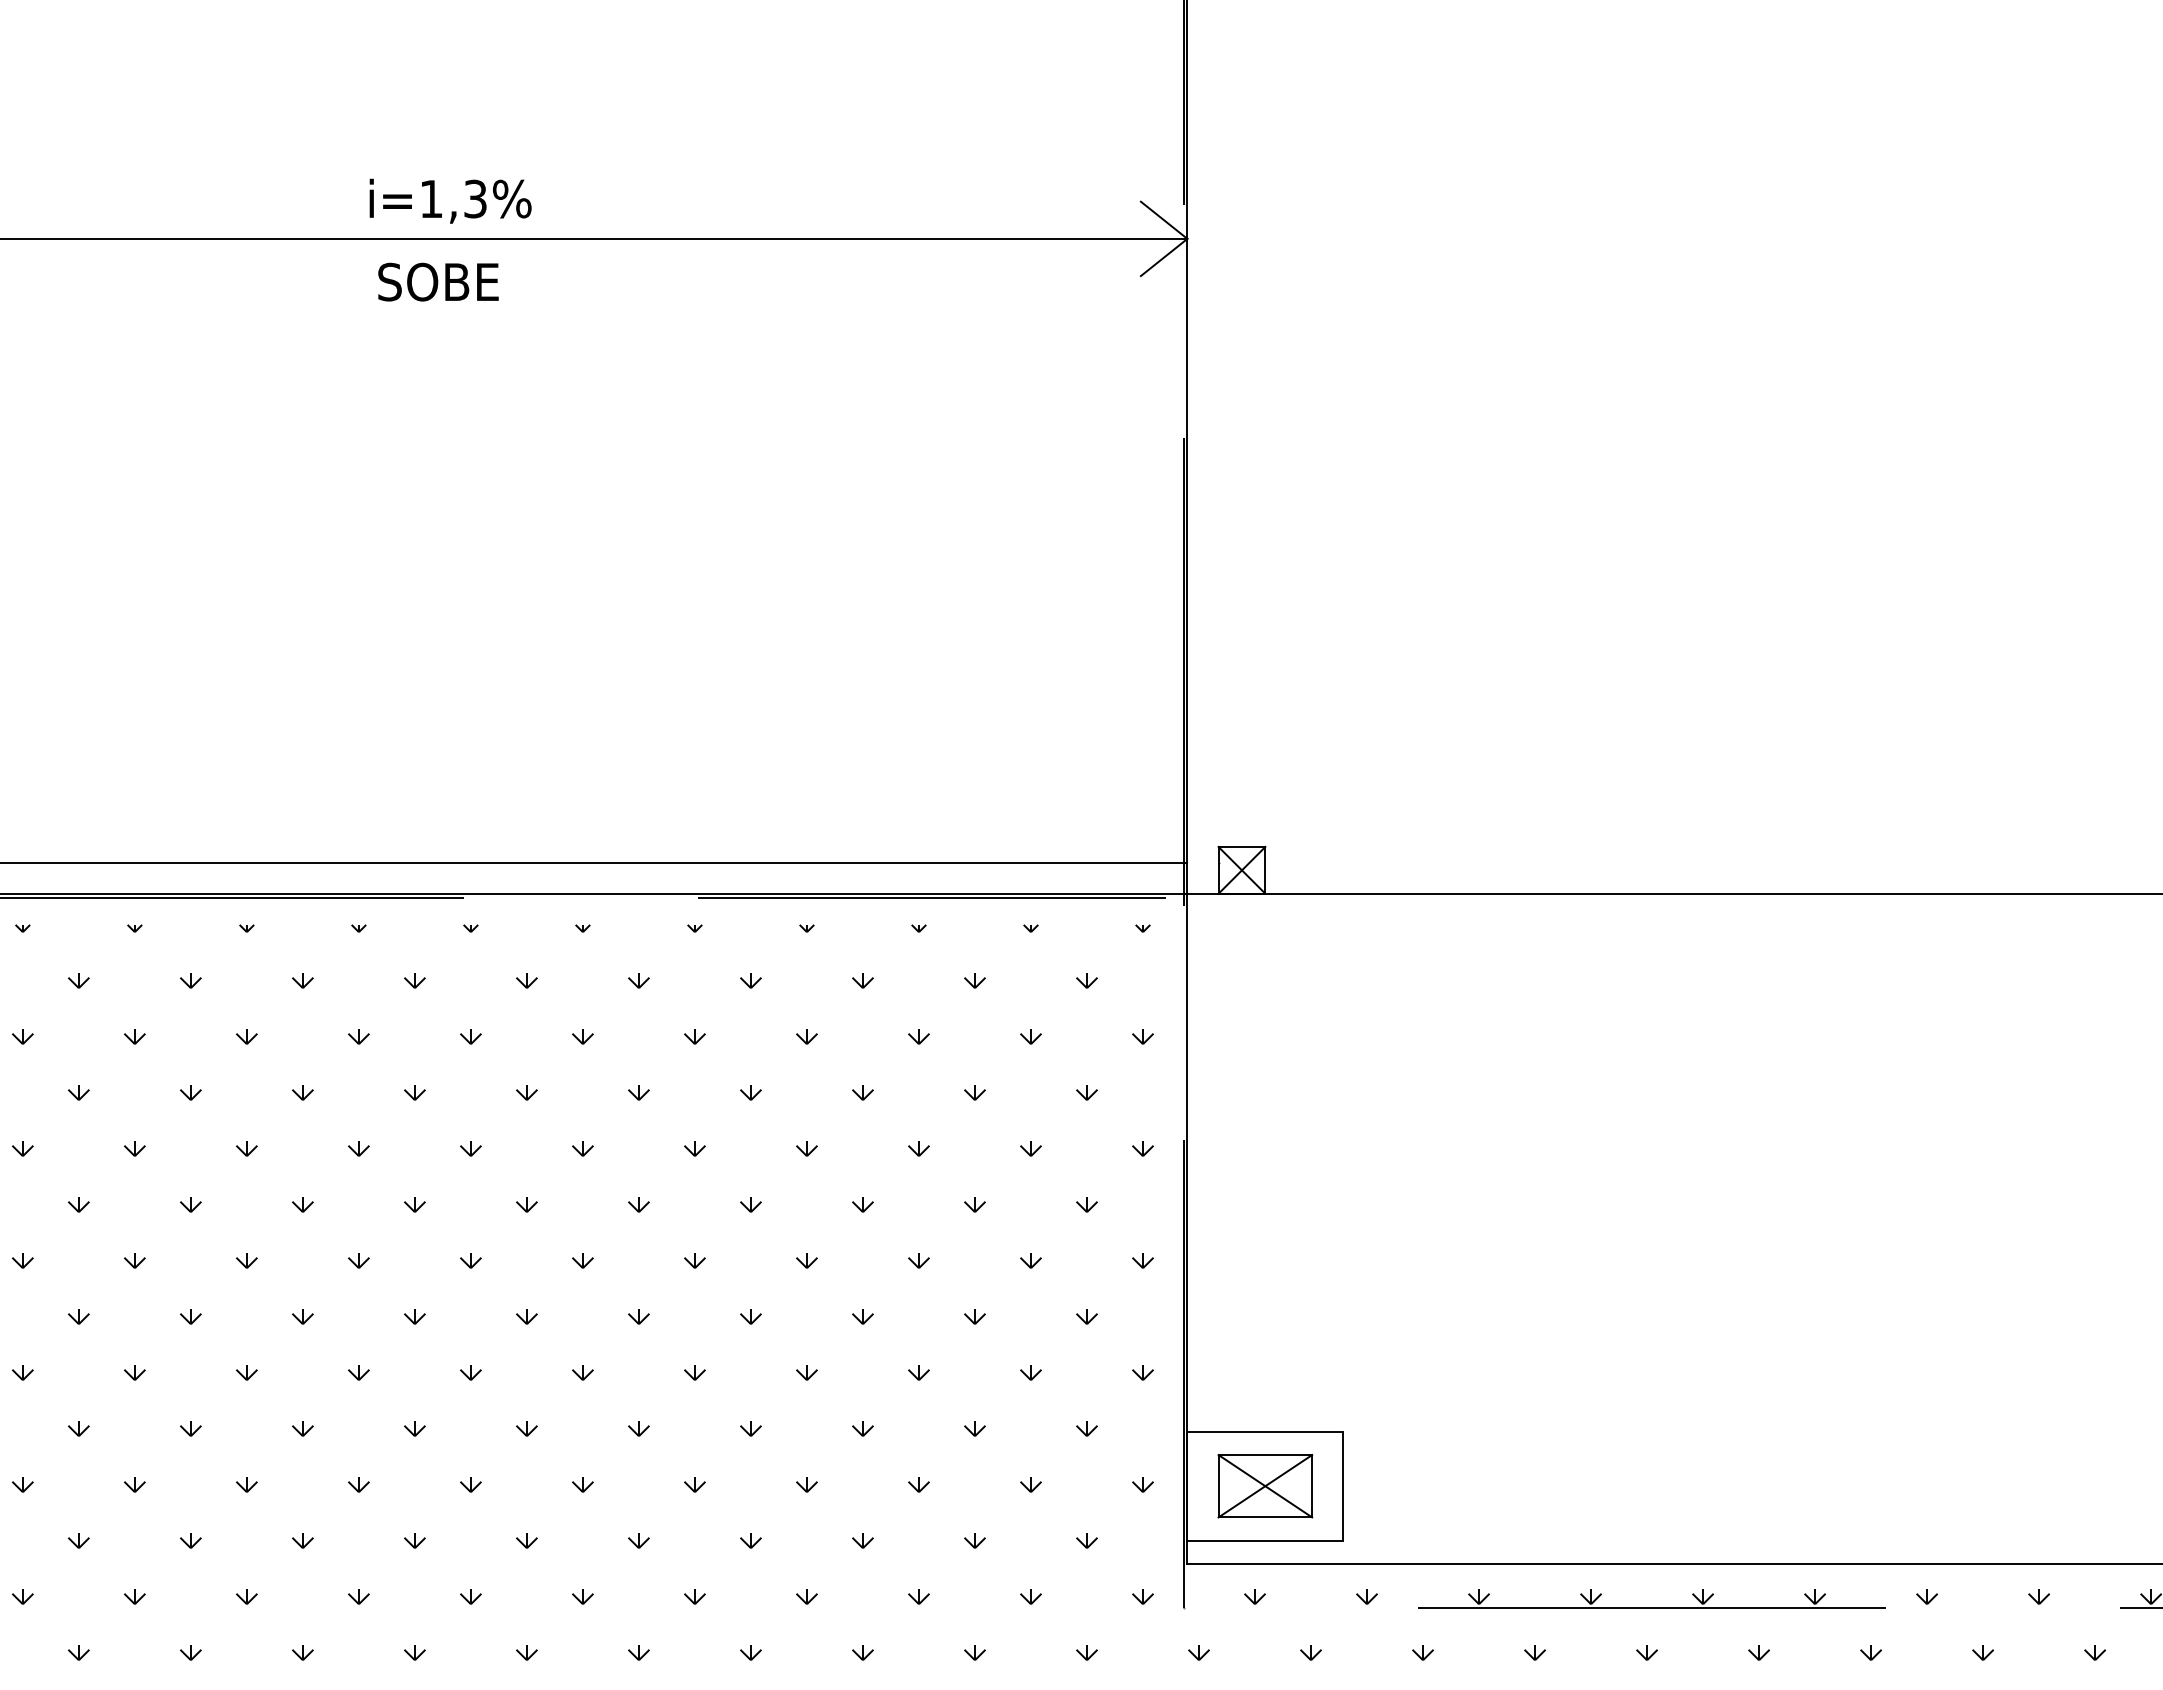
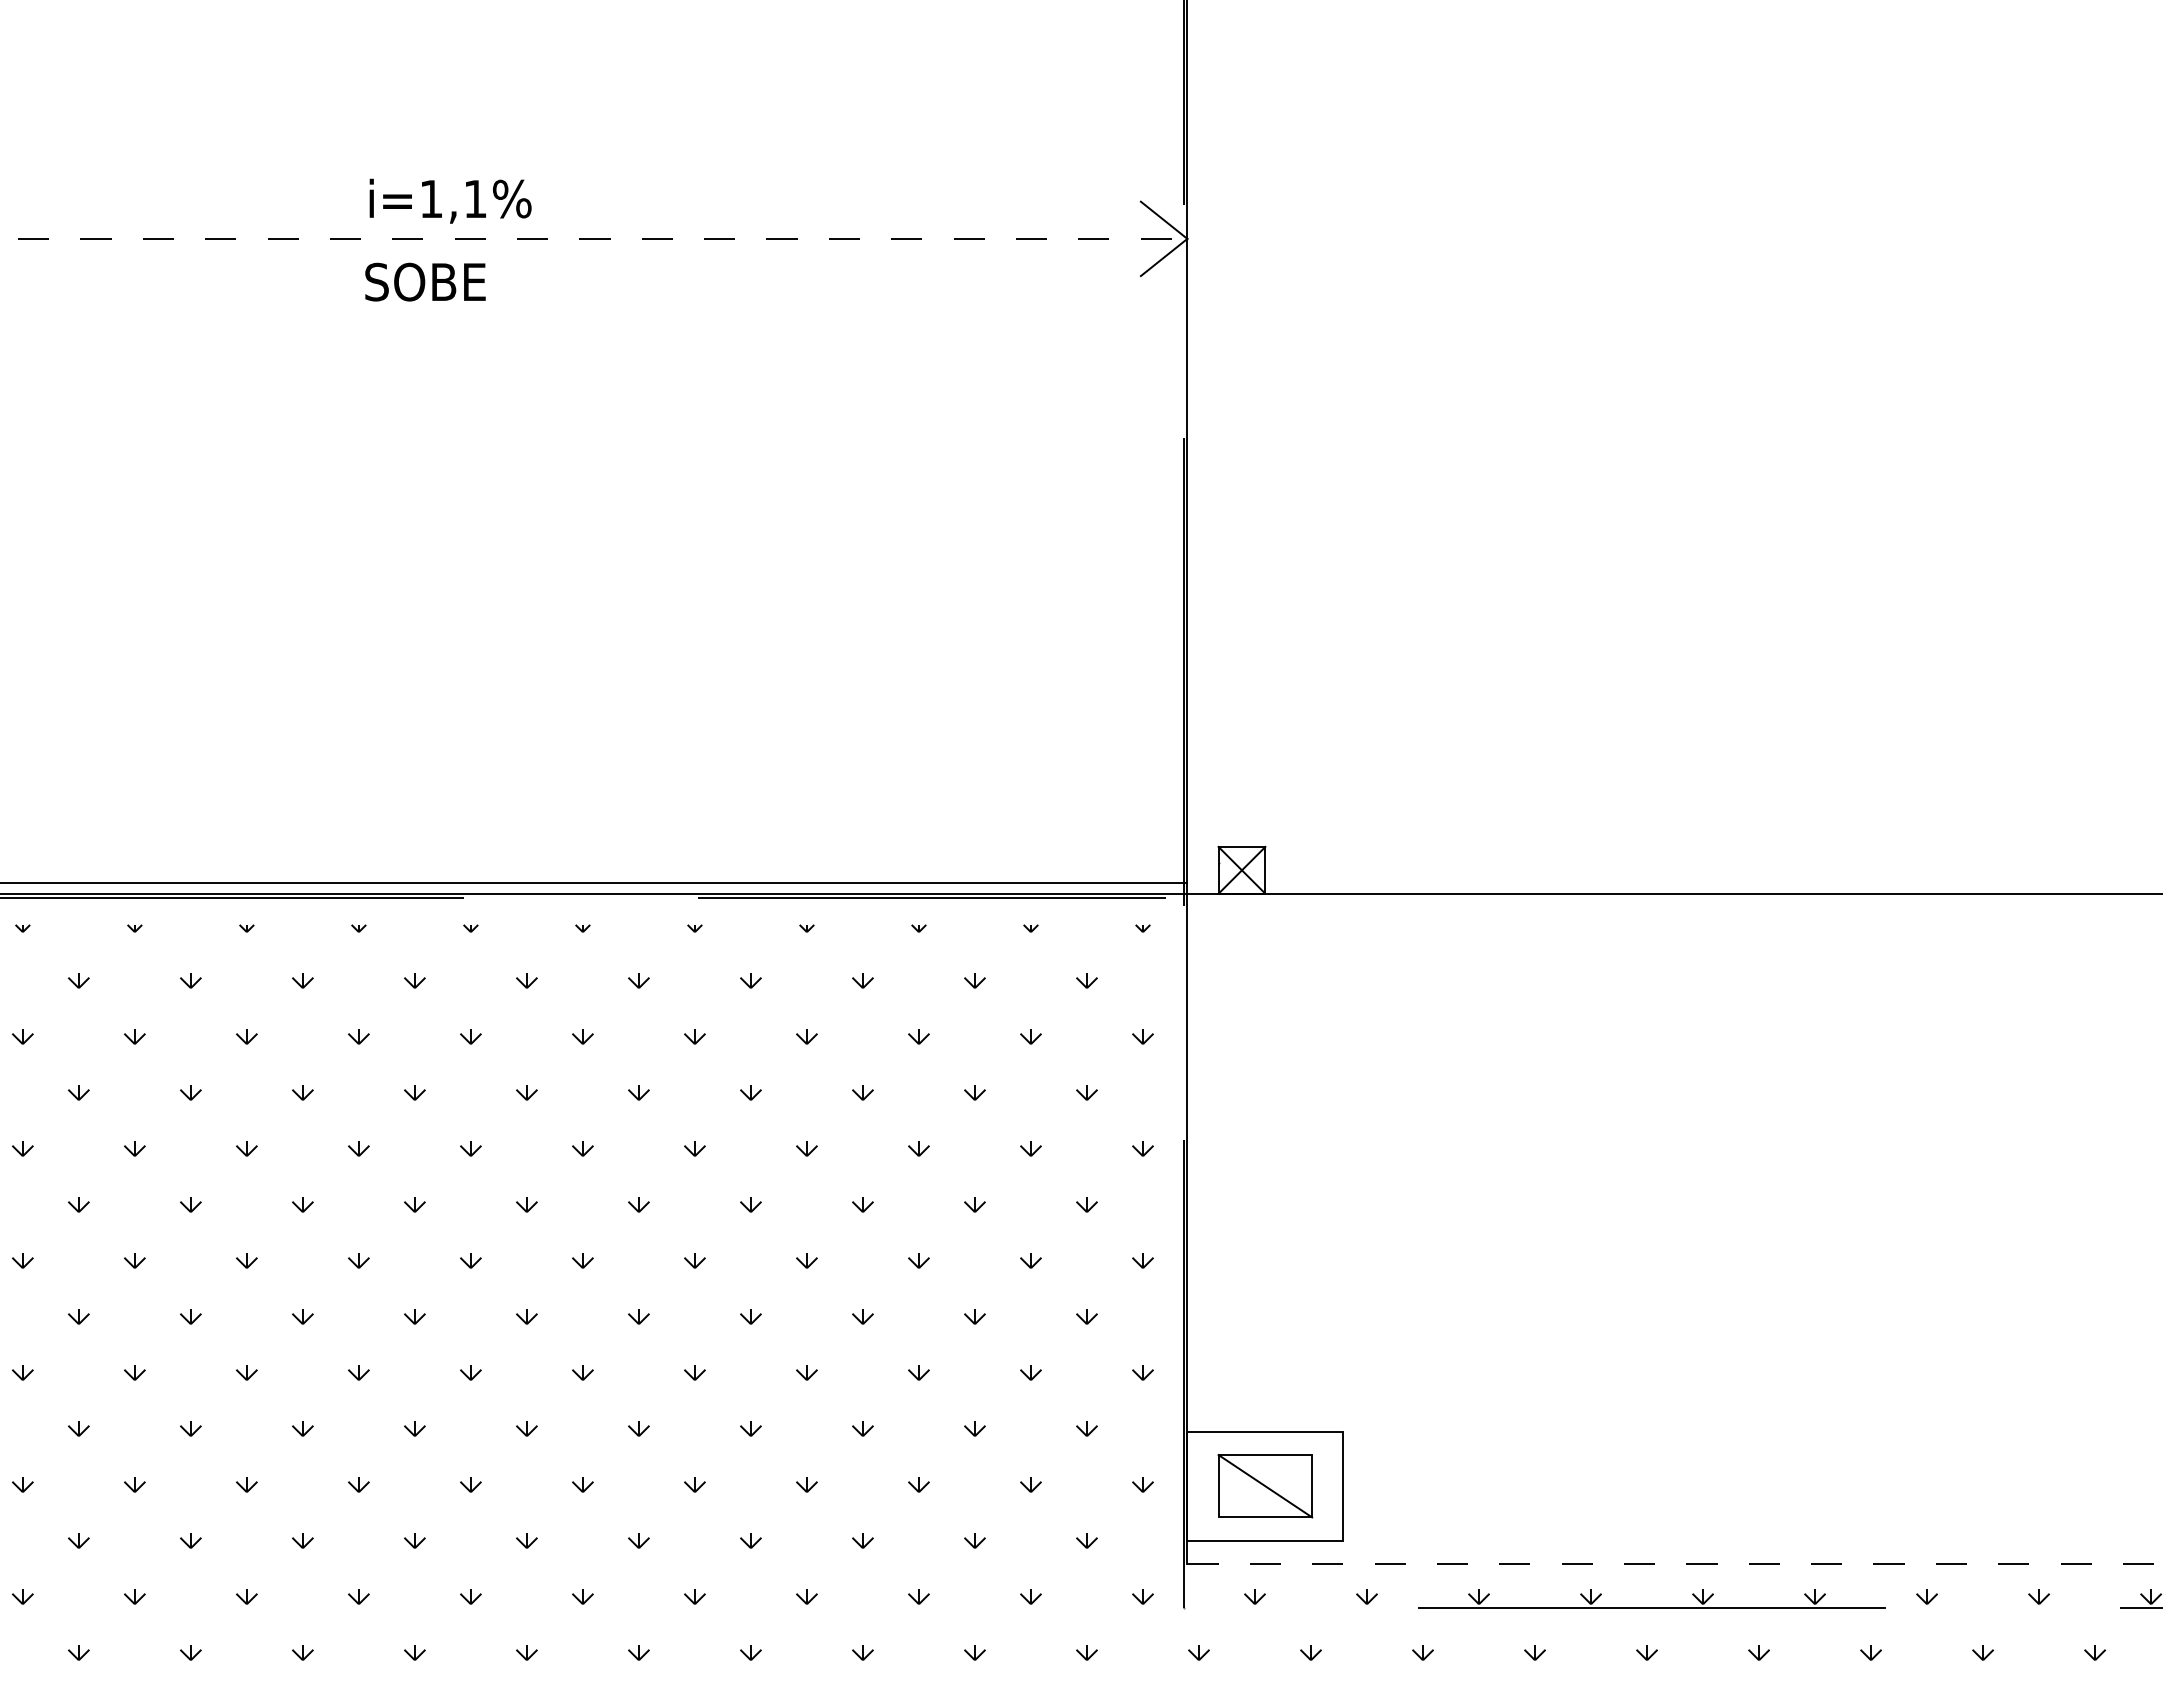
text: i=1,3%%% -> i=1,1%%% (475, 198)
line: solid -> dashed (594, 238)
text position: (438, 281) -> (425, 281) (425, 281)
line position: (594, 862) -> (594, 882) (594, 882)
line: present -> none (1265, 1486)
line: solid -> dashed (1674, 1564)
